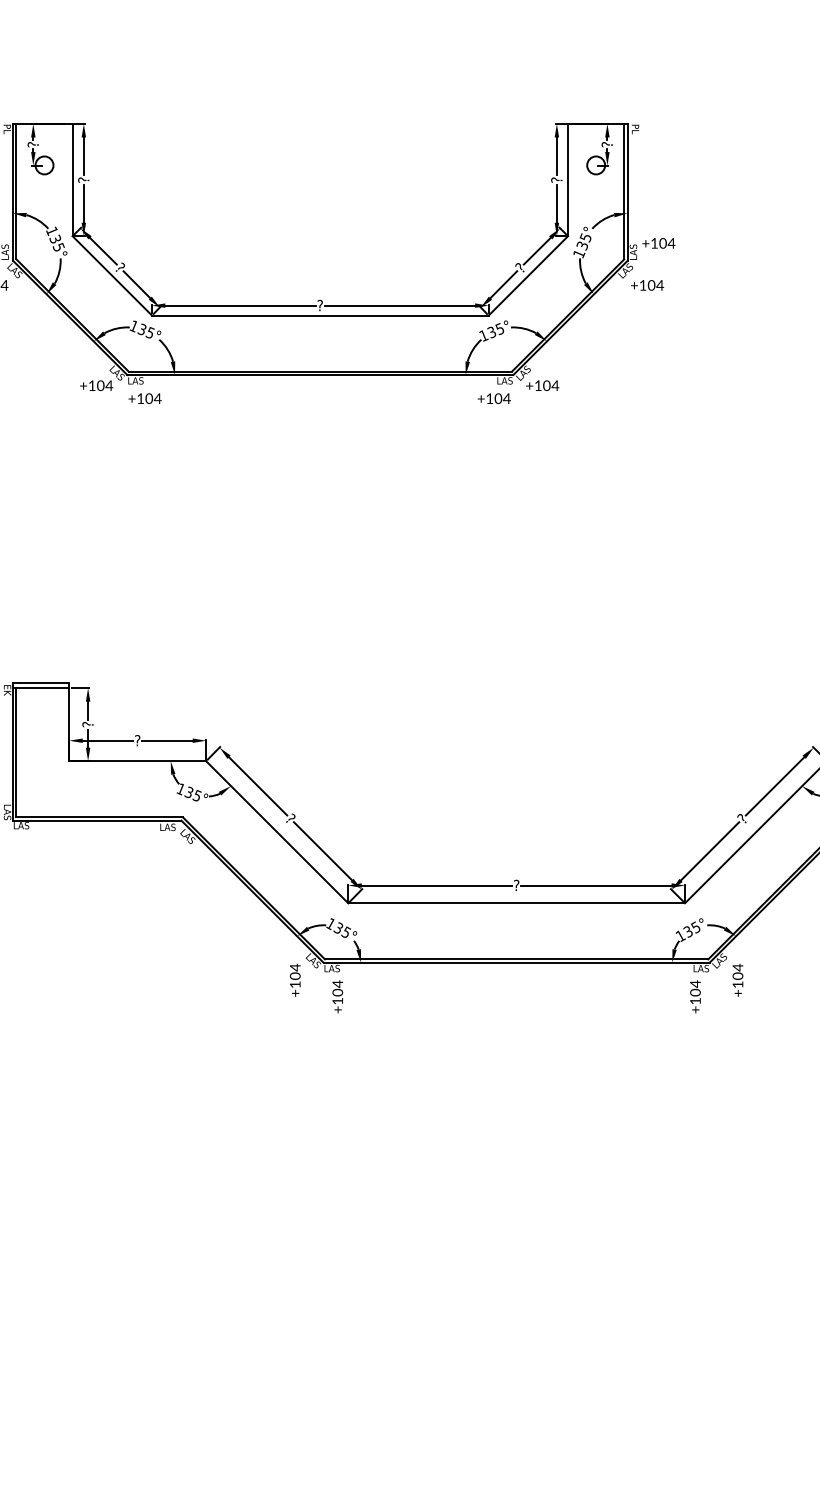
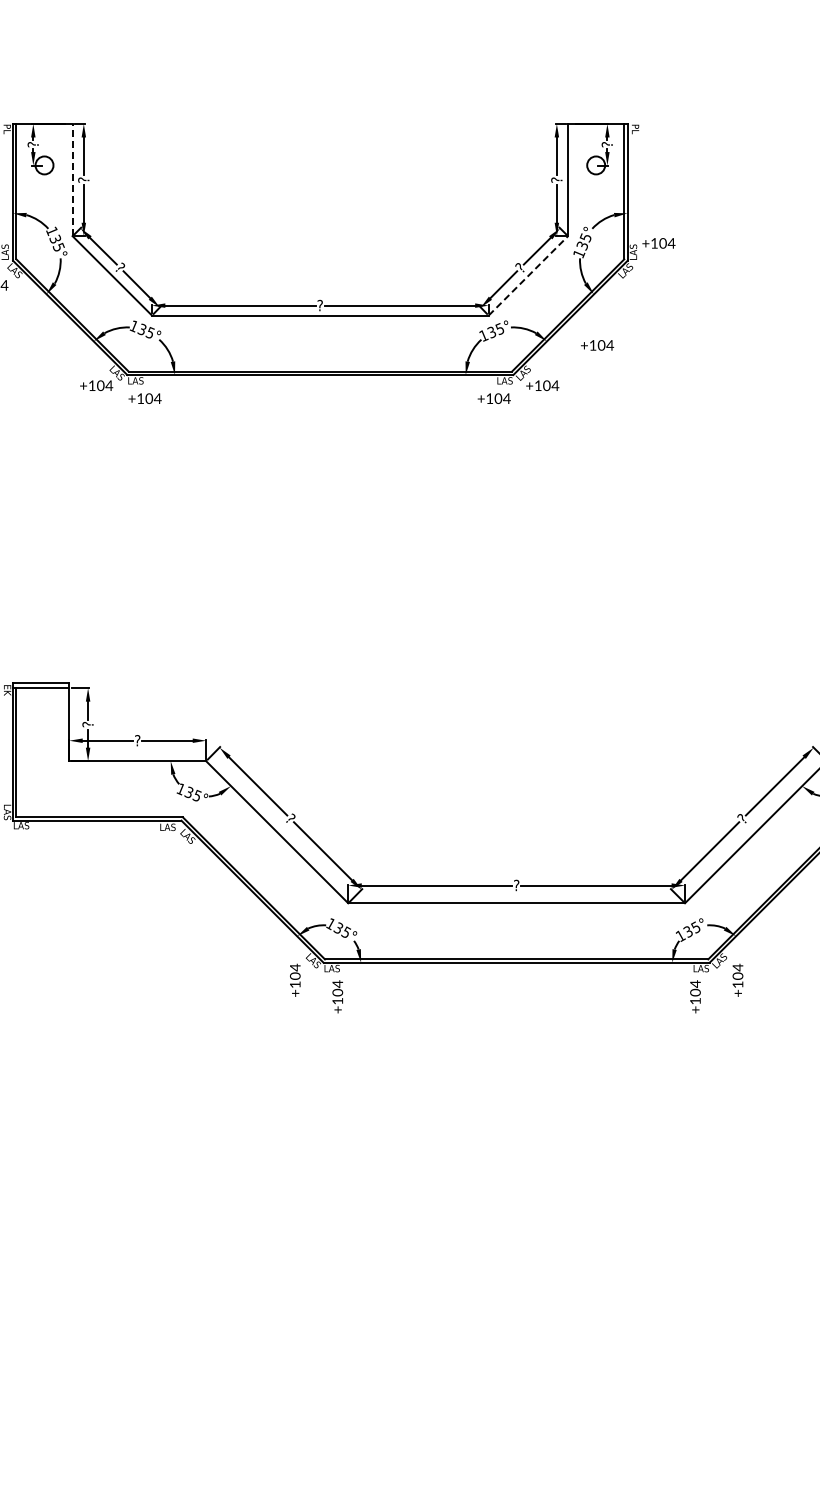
line: solid -> dashed (72, 179)
line: solid -> dashed (528, 275)
text position: (647, 285) -> (597, 345) (597, 345)
